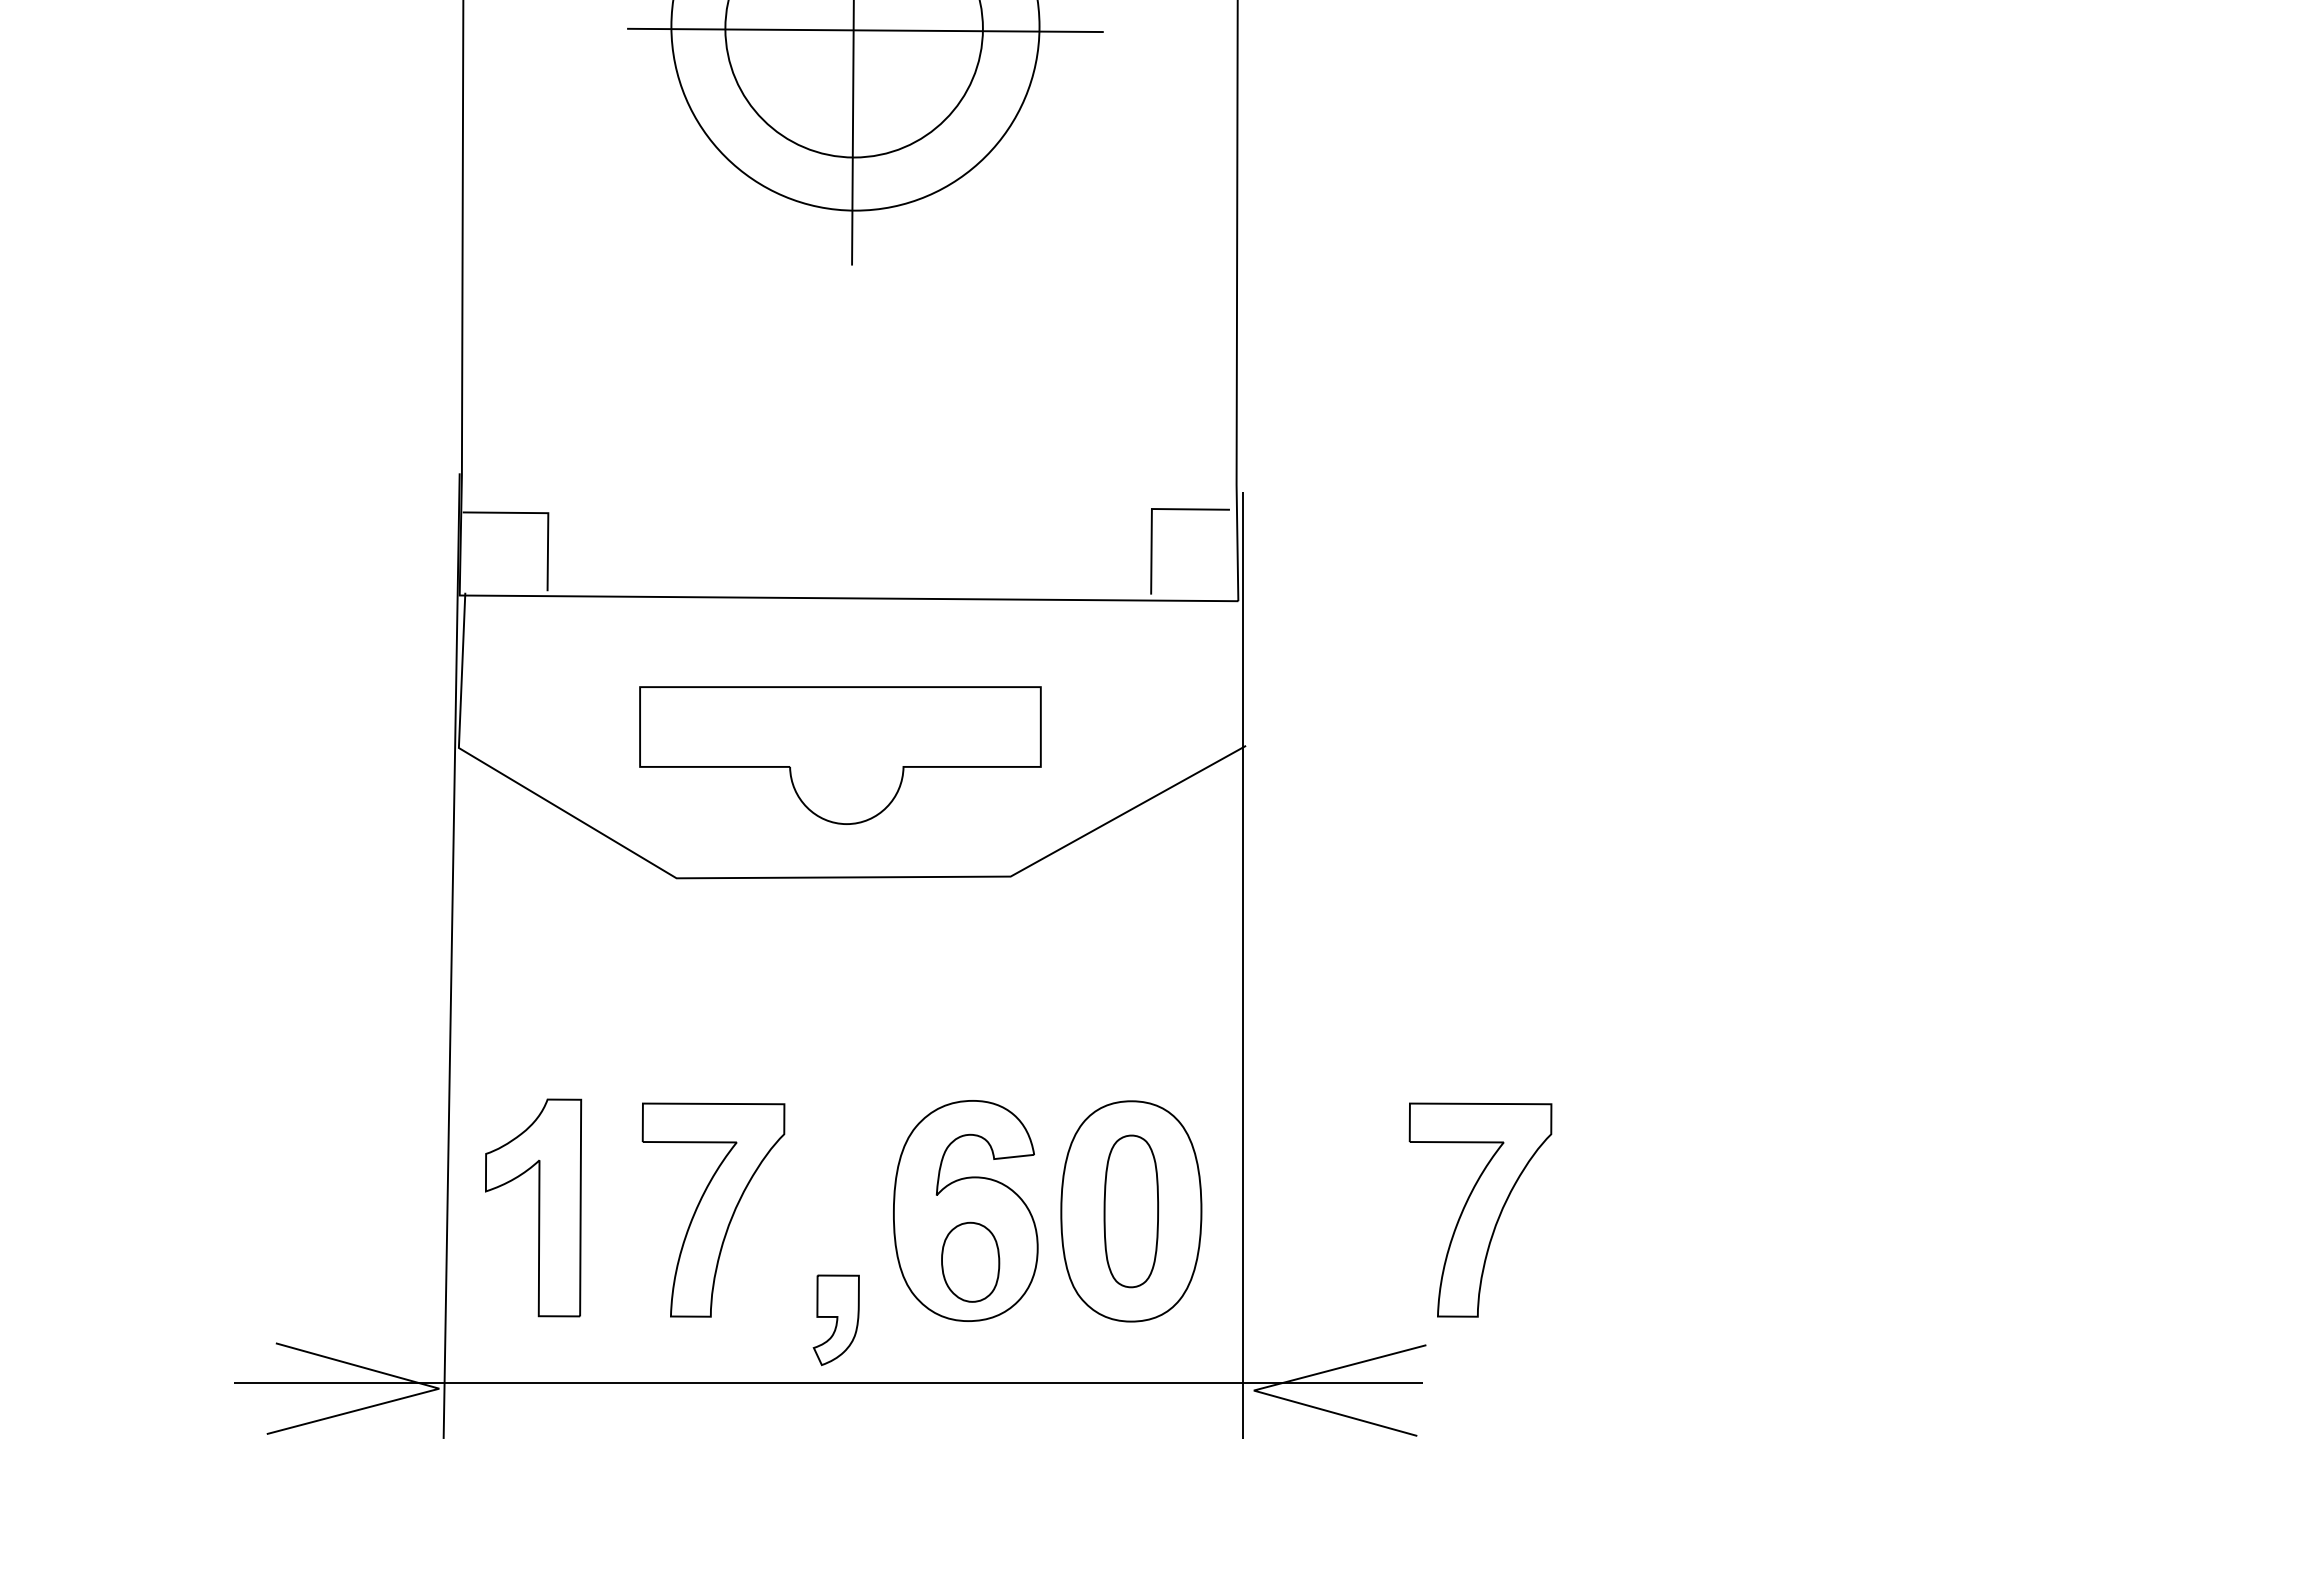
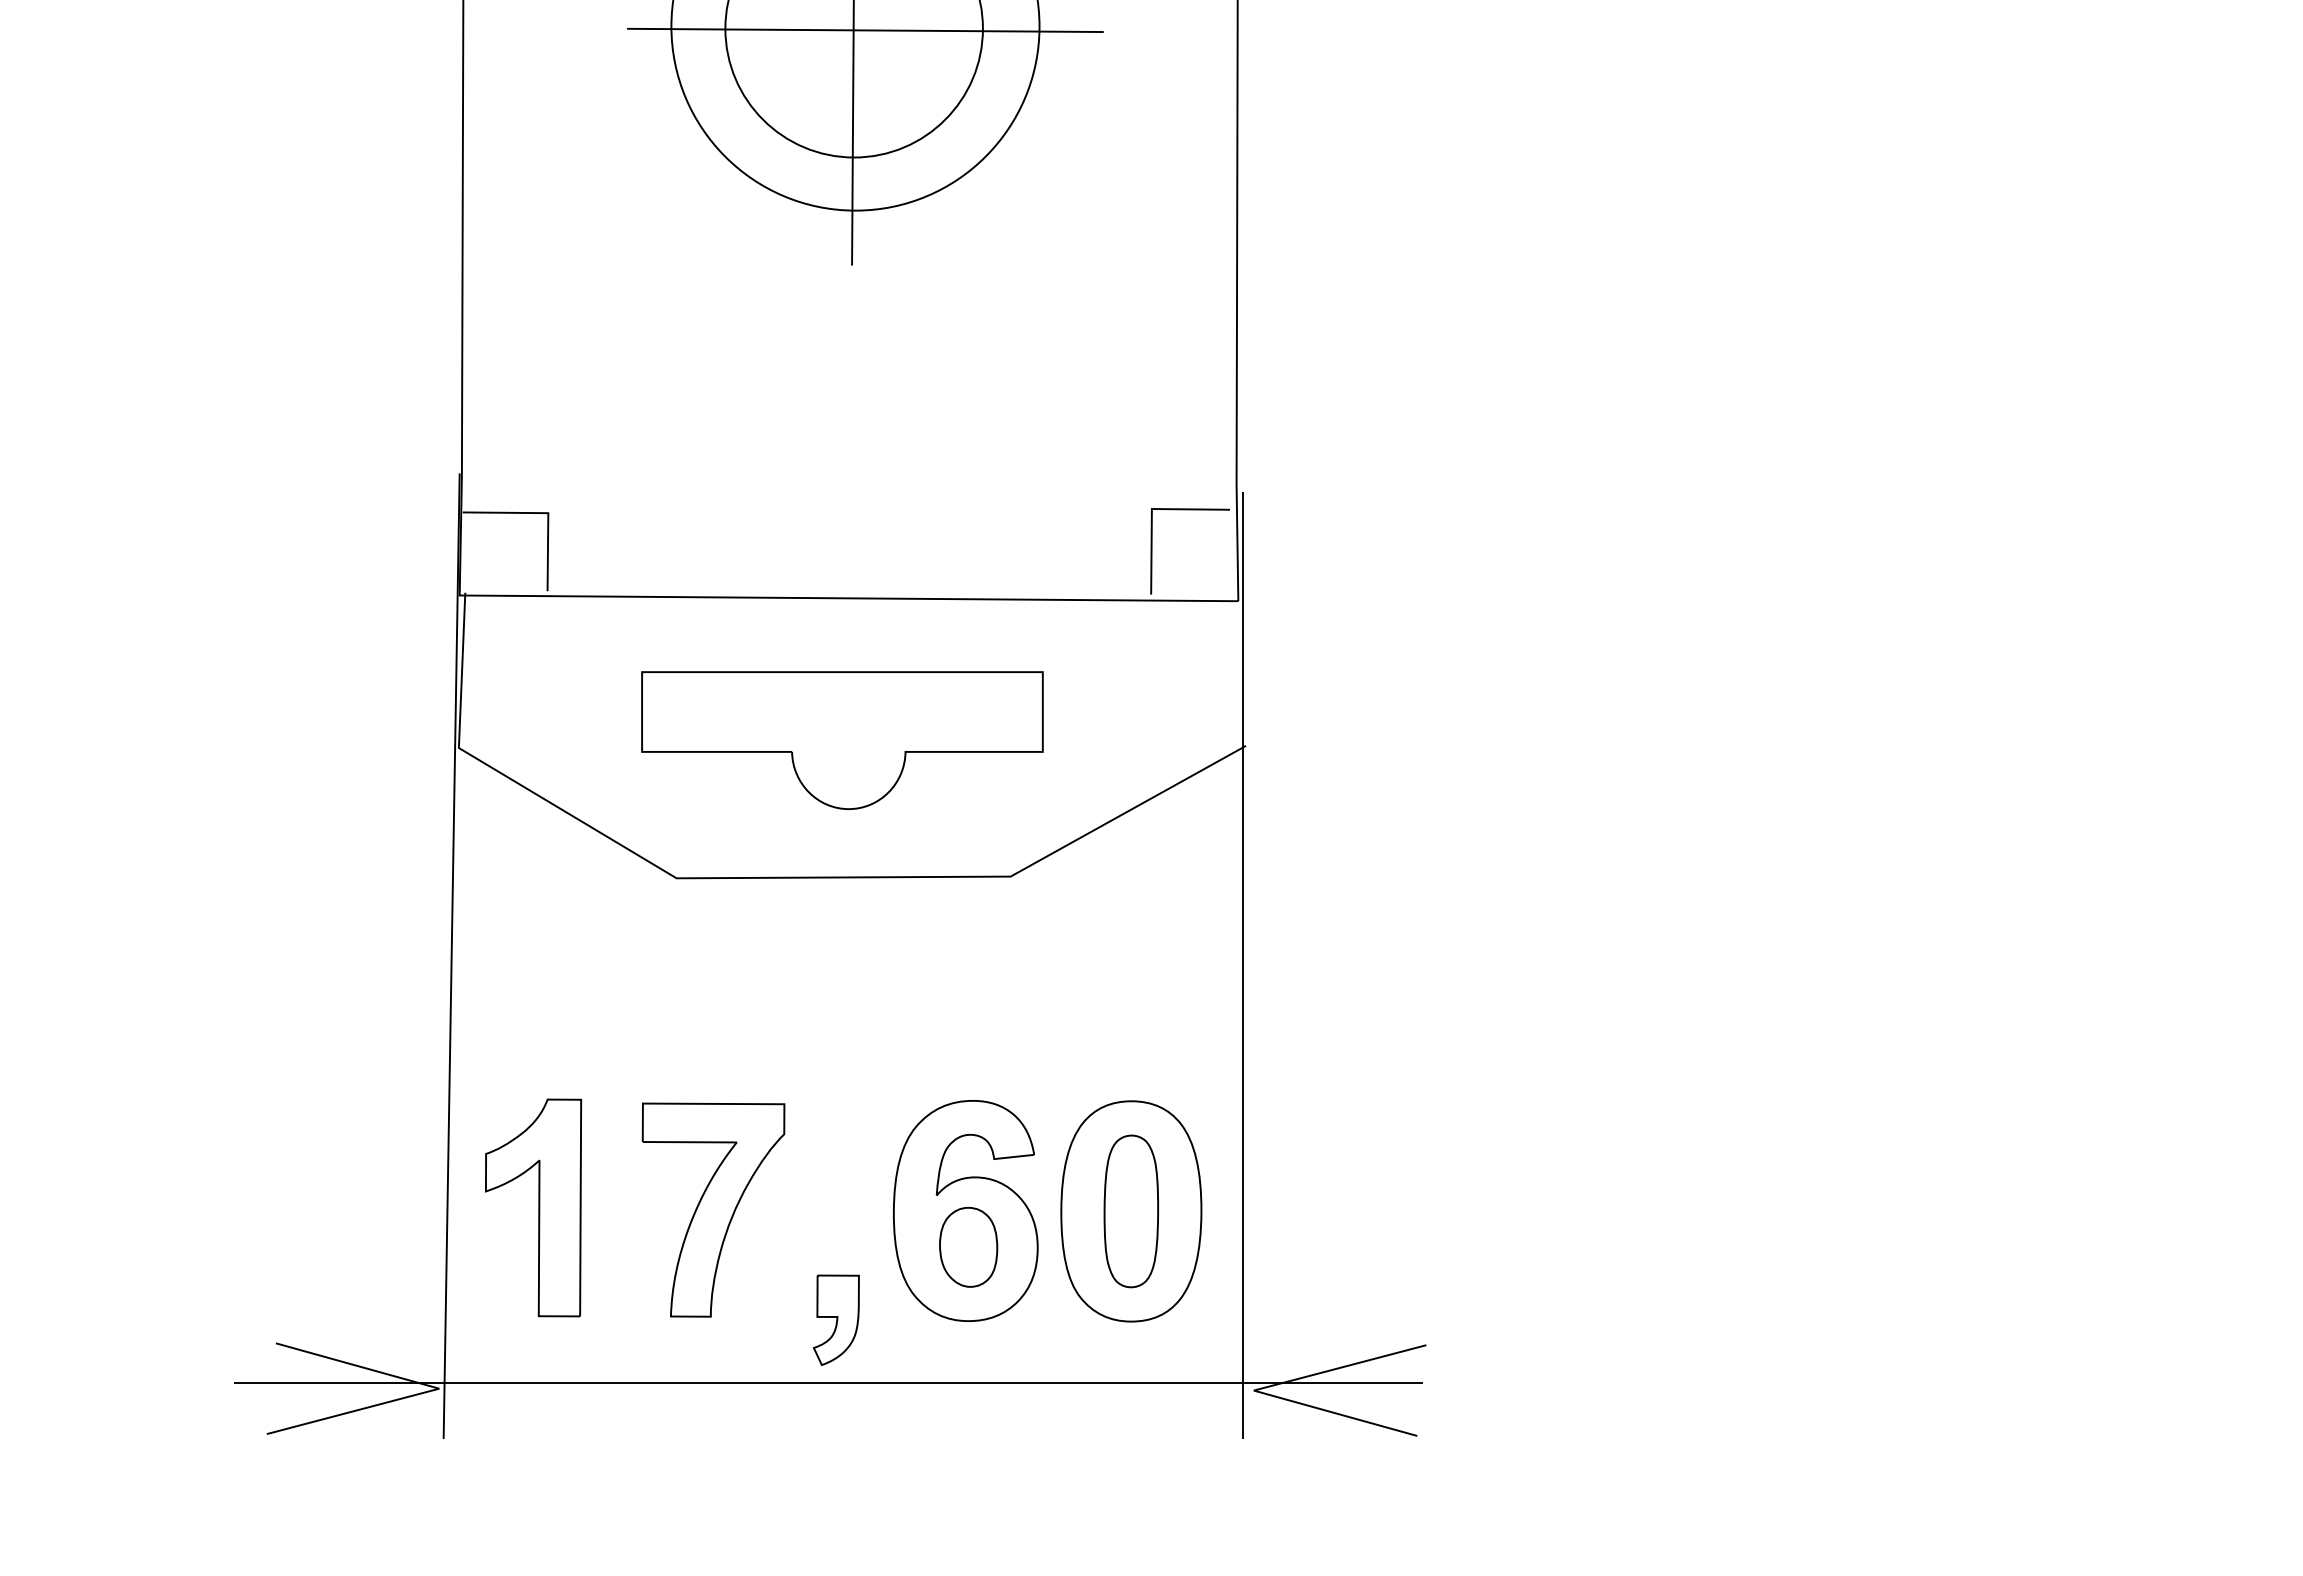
part position: (840, 755) -> (842, 740) (842, 740)
part: present -> none (1480, 1209)
part position: (970, 1261) -> (968, 1246) (968, 1246)
